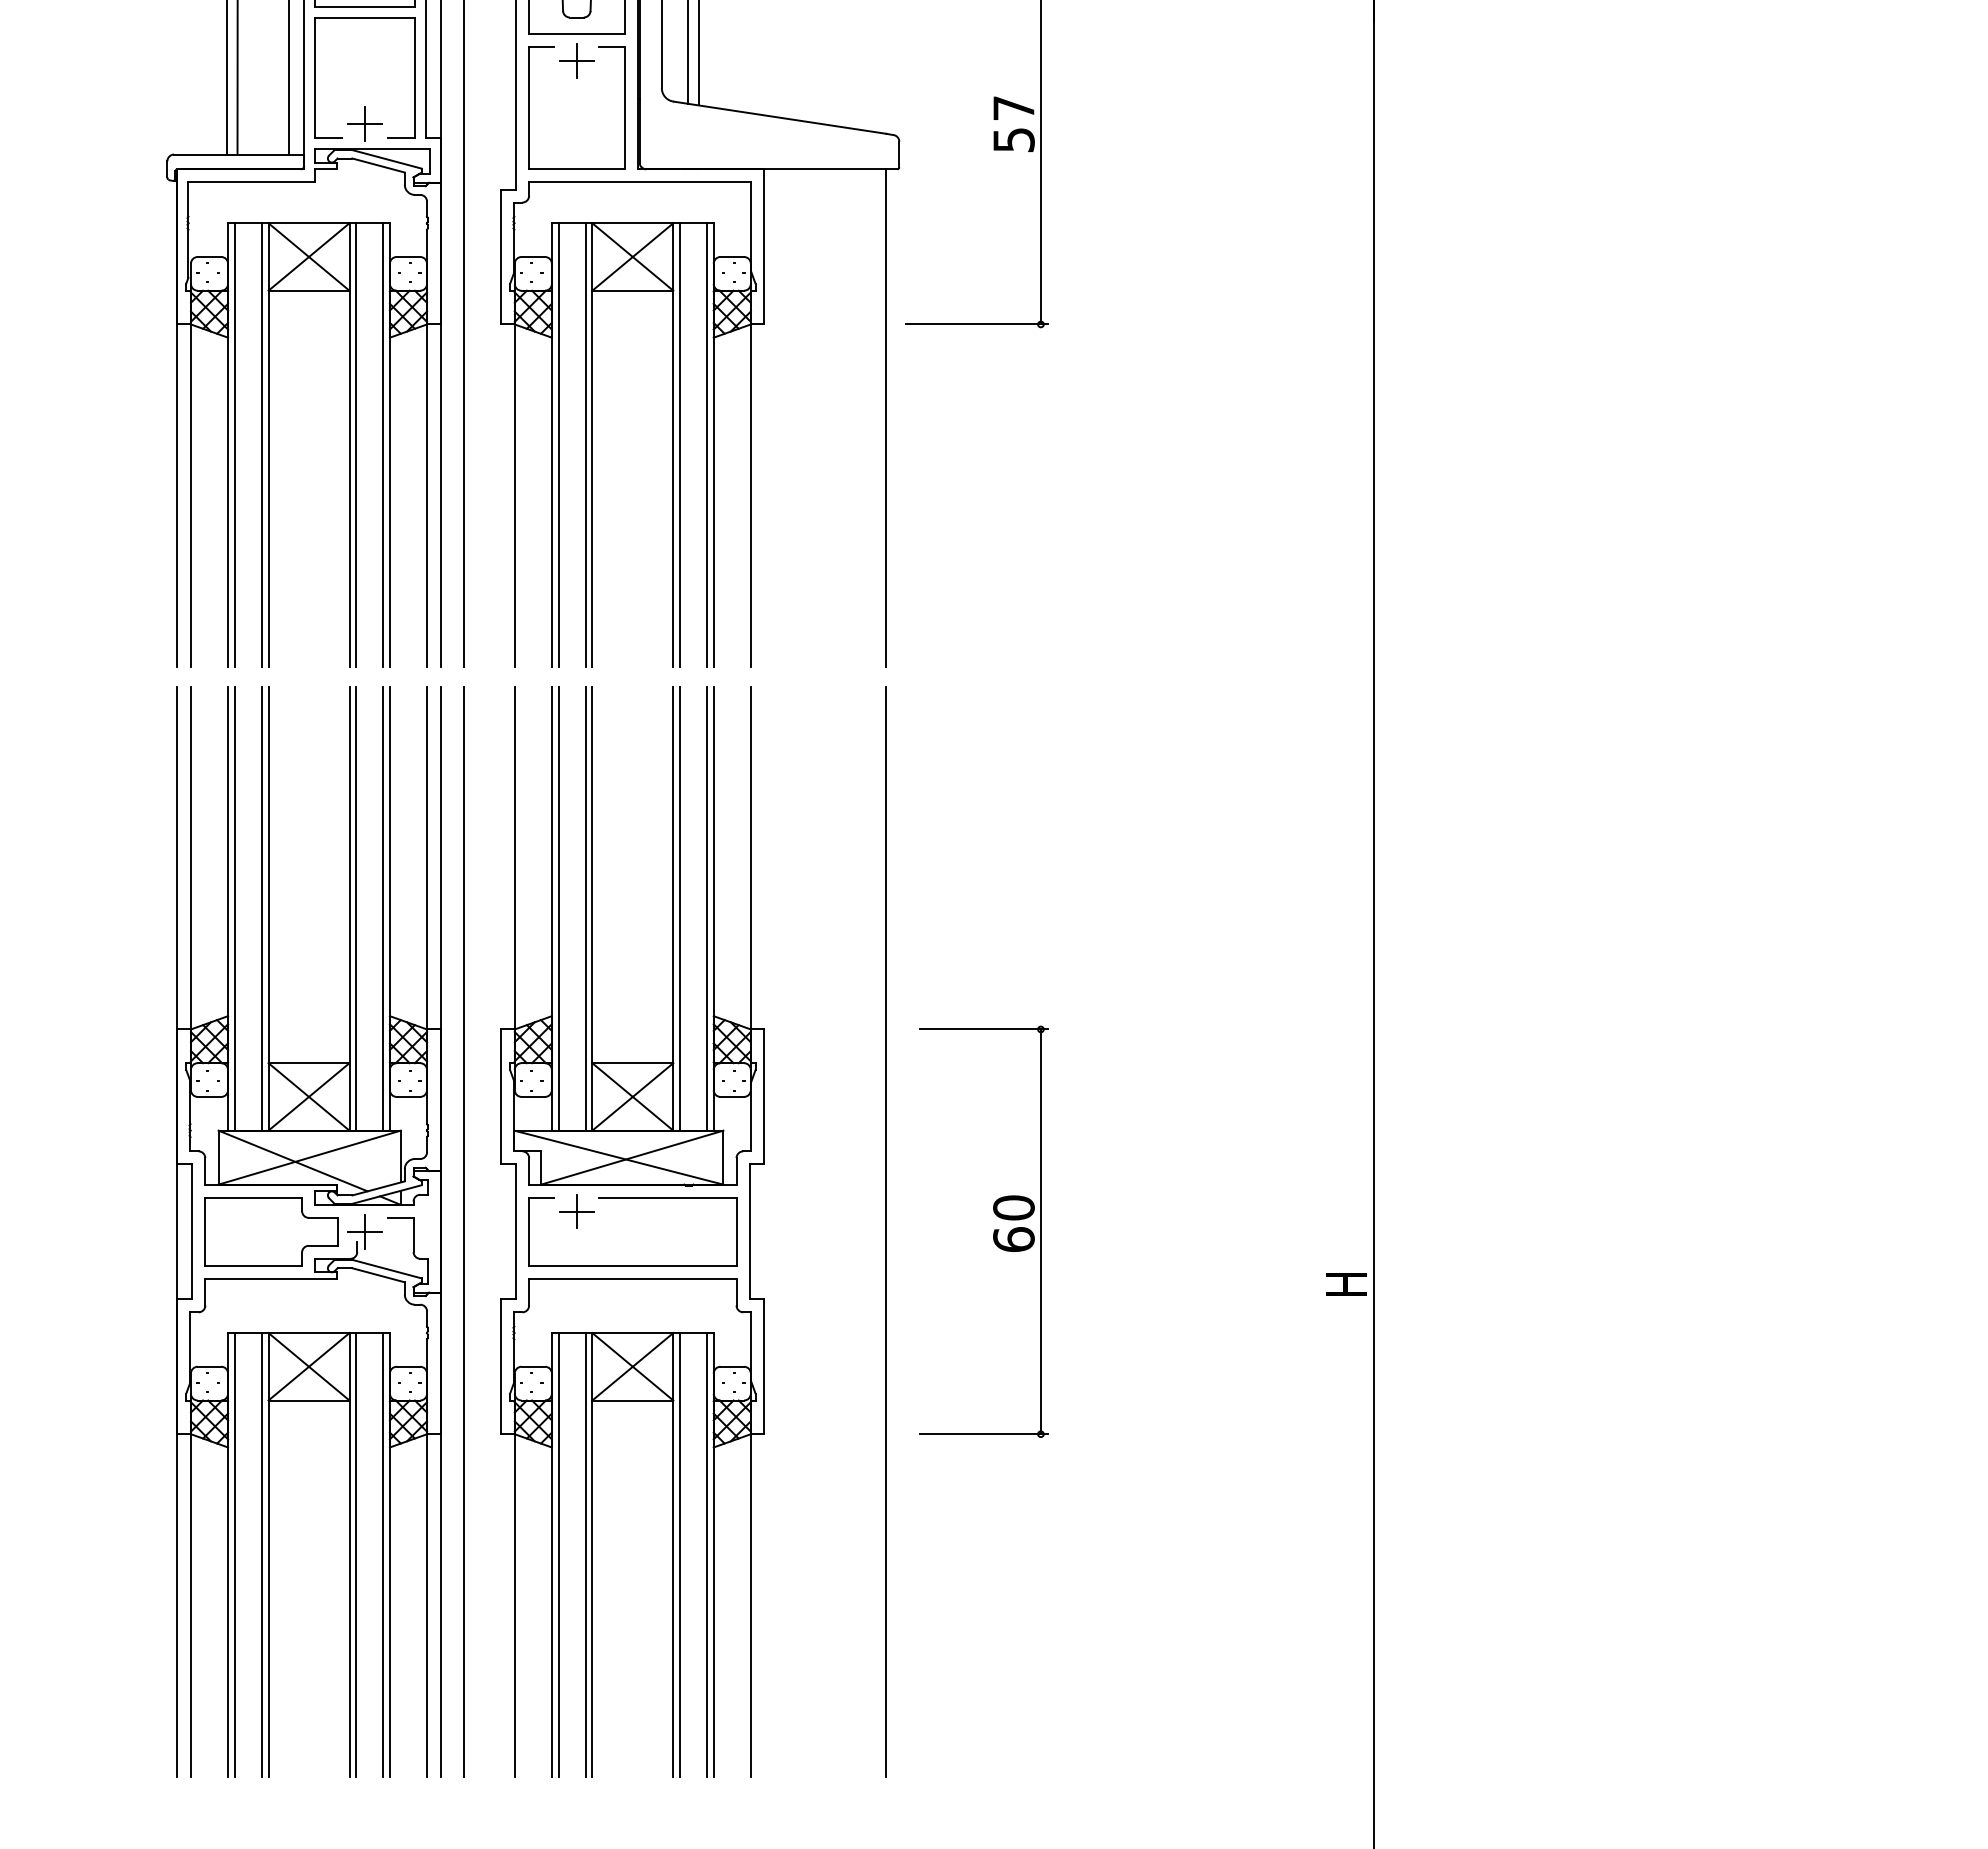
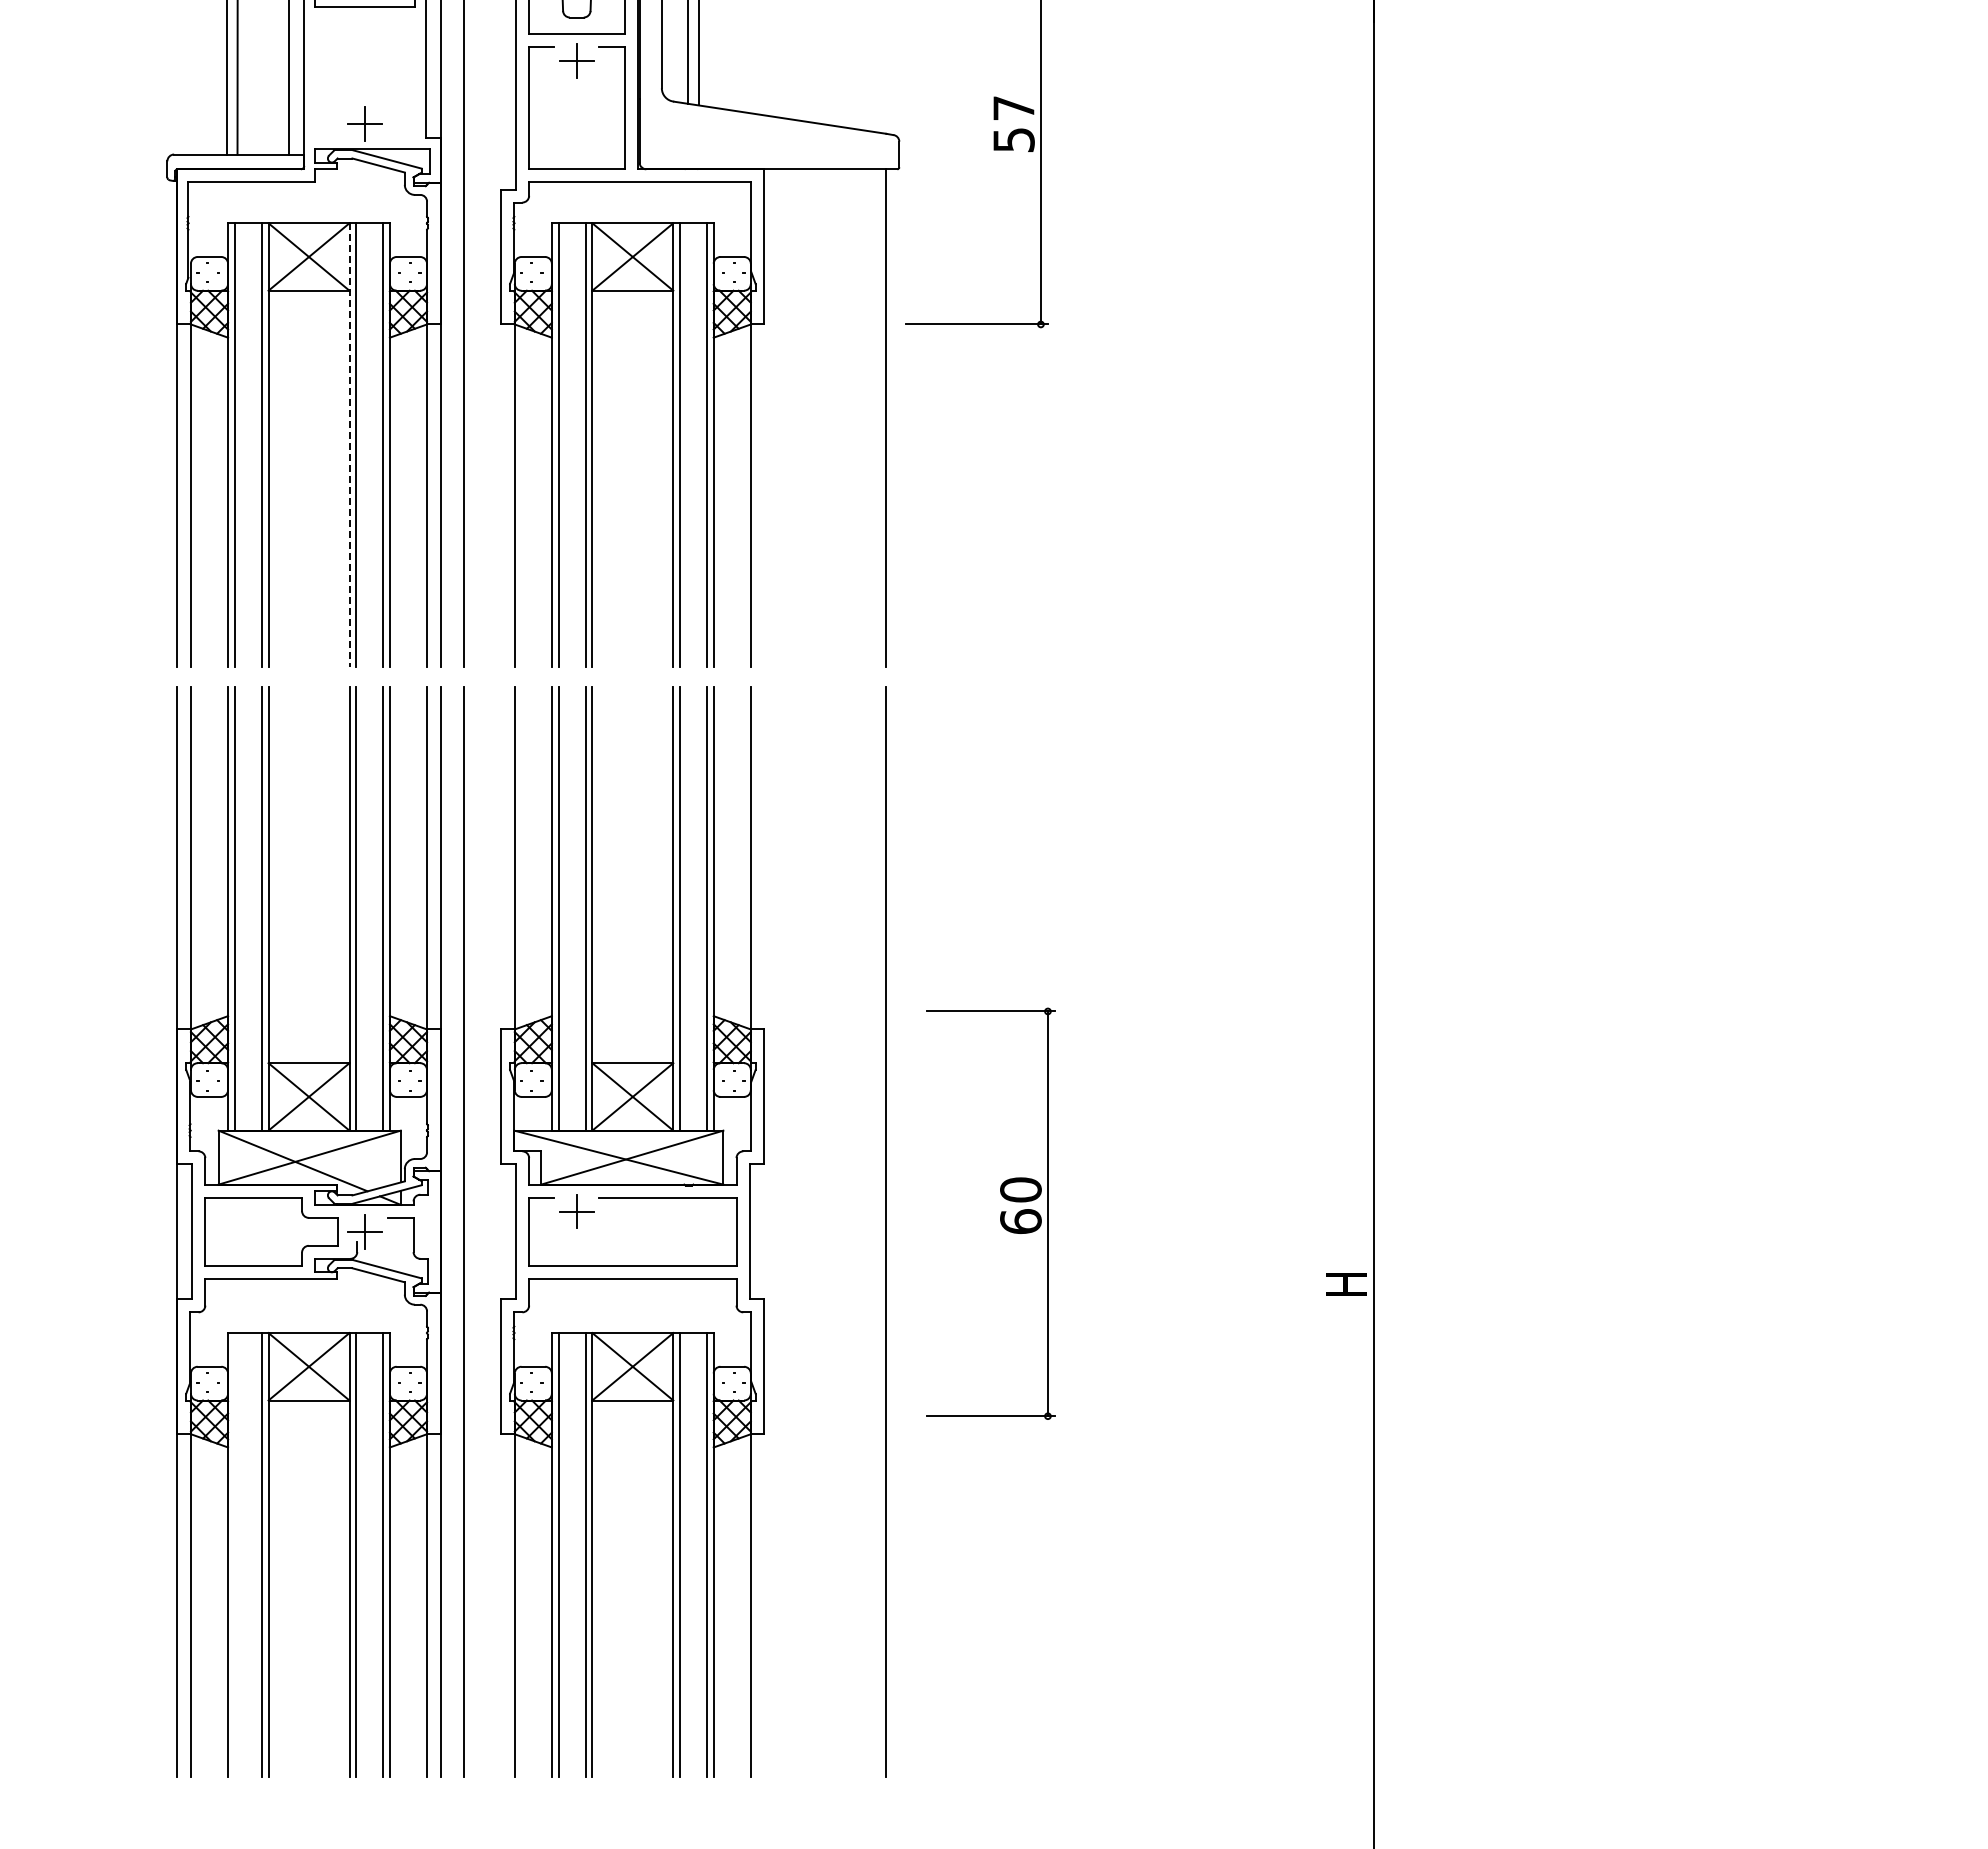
part: present -> none (315, 77)
line: solid -> dashed (349, 445)
part position: (993, 1231) -> (1000, 1213) (1000, 1213)
line: present -> none (234, 1554)
